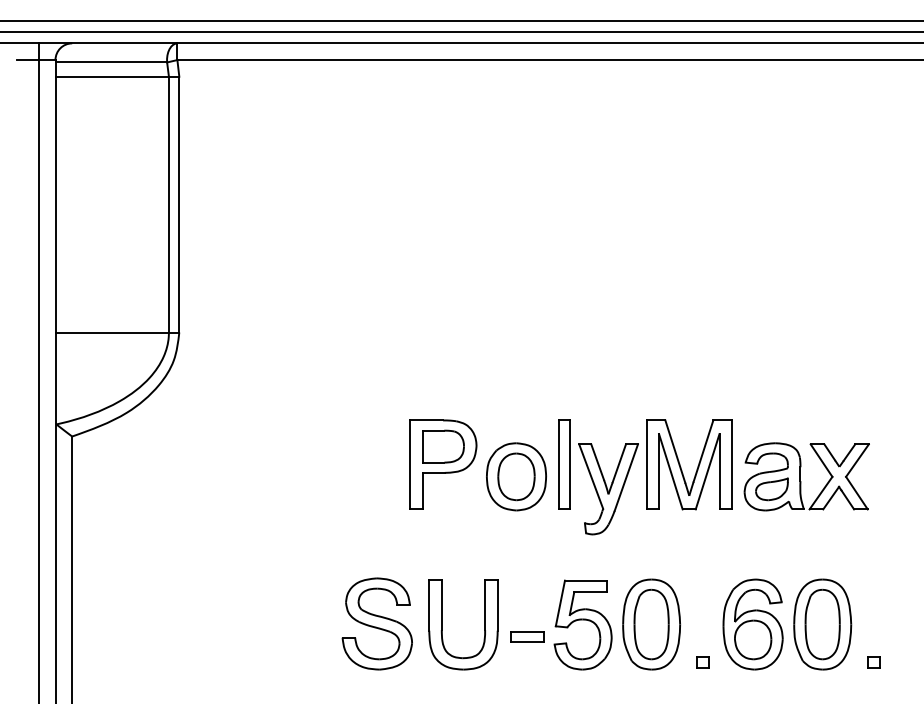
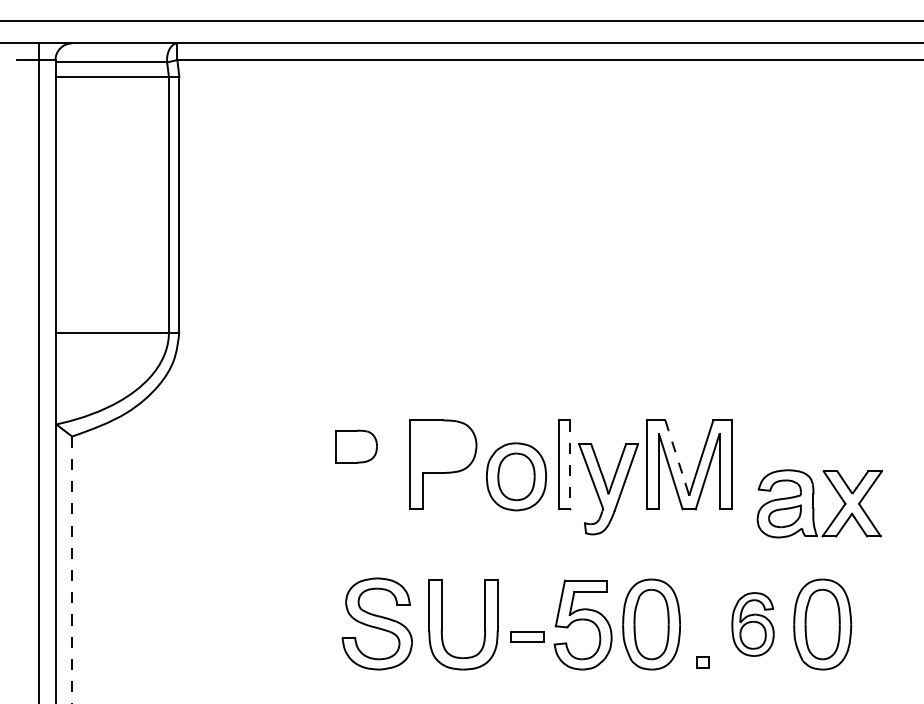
line: present -> none (461, 32)
part position: (443, 446) -> (356, 446) (356, 446)
line: solid -> dashed (675, 451)
line: solid -> dashed (570, 465)
part position: (806, 476) -> (819, 503) (819, 503)
line: solid -> dashed (72, 570)
part size: 62x93 px -> 44x65 px (752, 624)
part: present -> none (873, 662)
